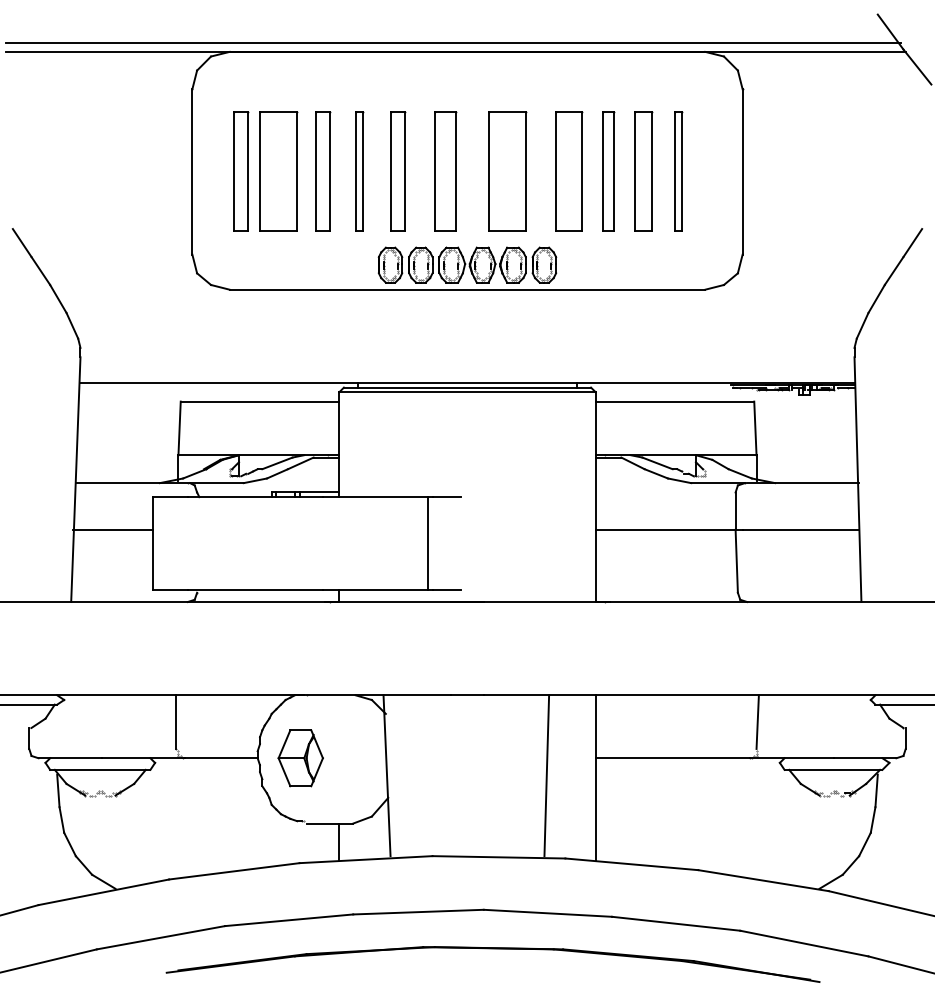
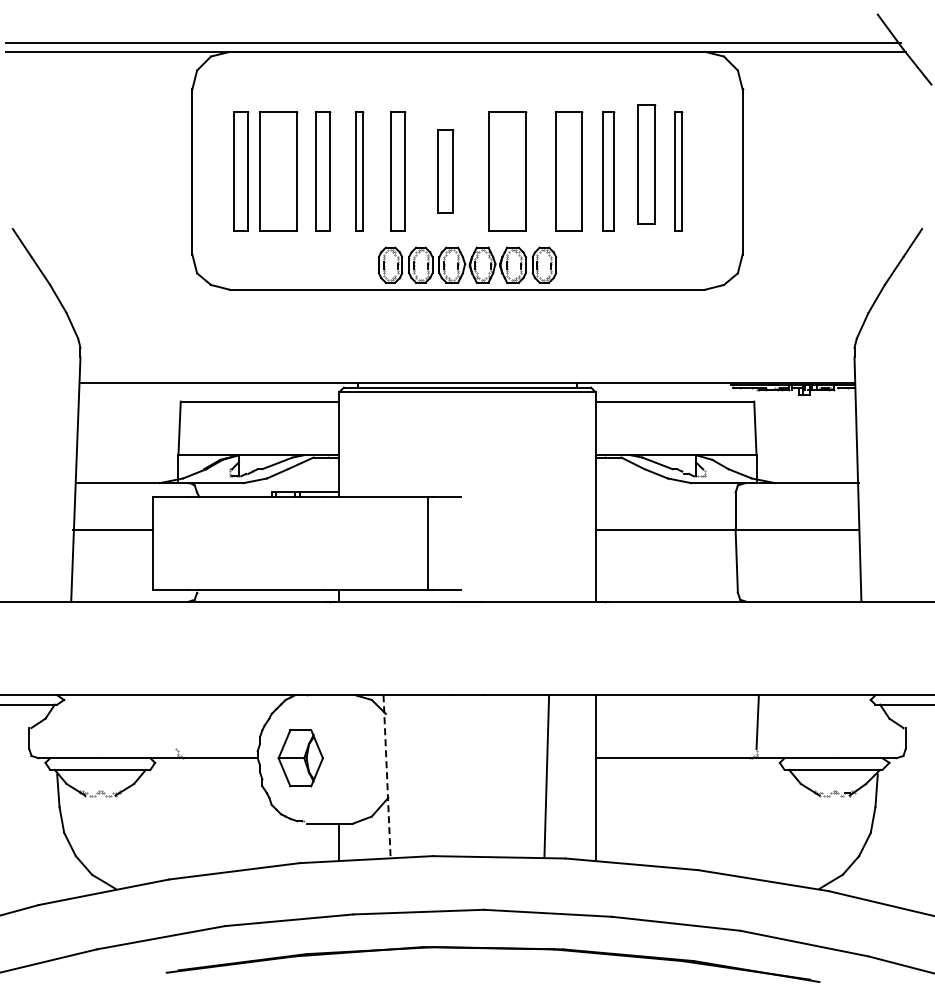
part size: 24x121 px -> 18x85 px (445, 171)
part position: (643, 171) -> (646, 164) (646, 164)
line: present -> none (176, 721)
line: solid -> dashed (387, 776)
